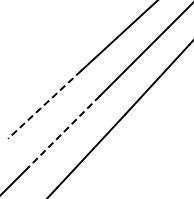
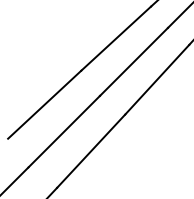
line: dashed -> solid (44, 105)
line: dashed -> solid (64, 131)
